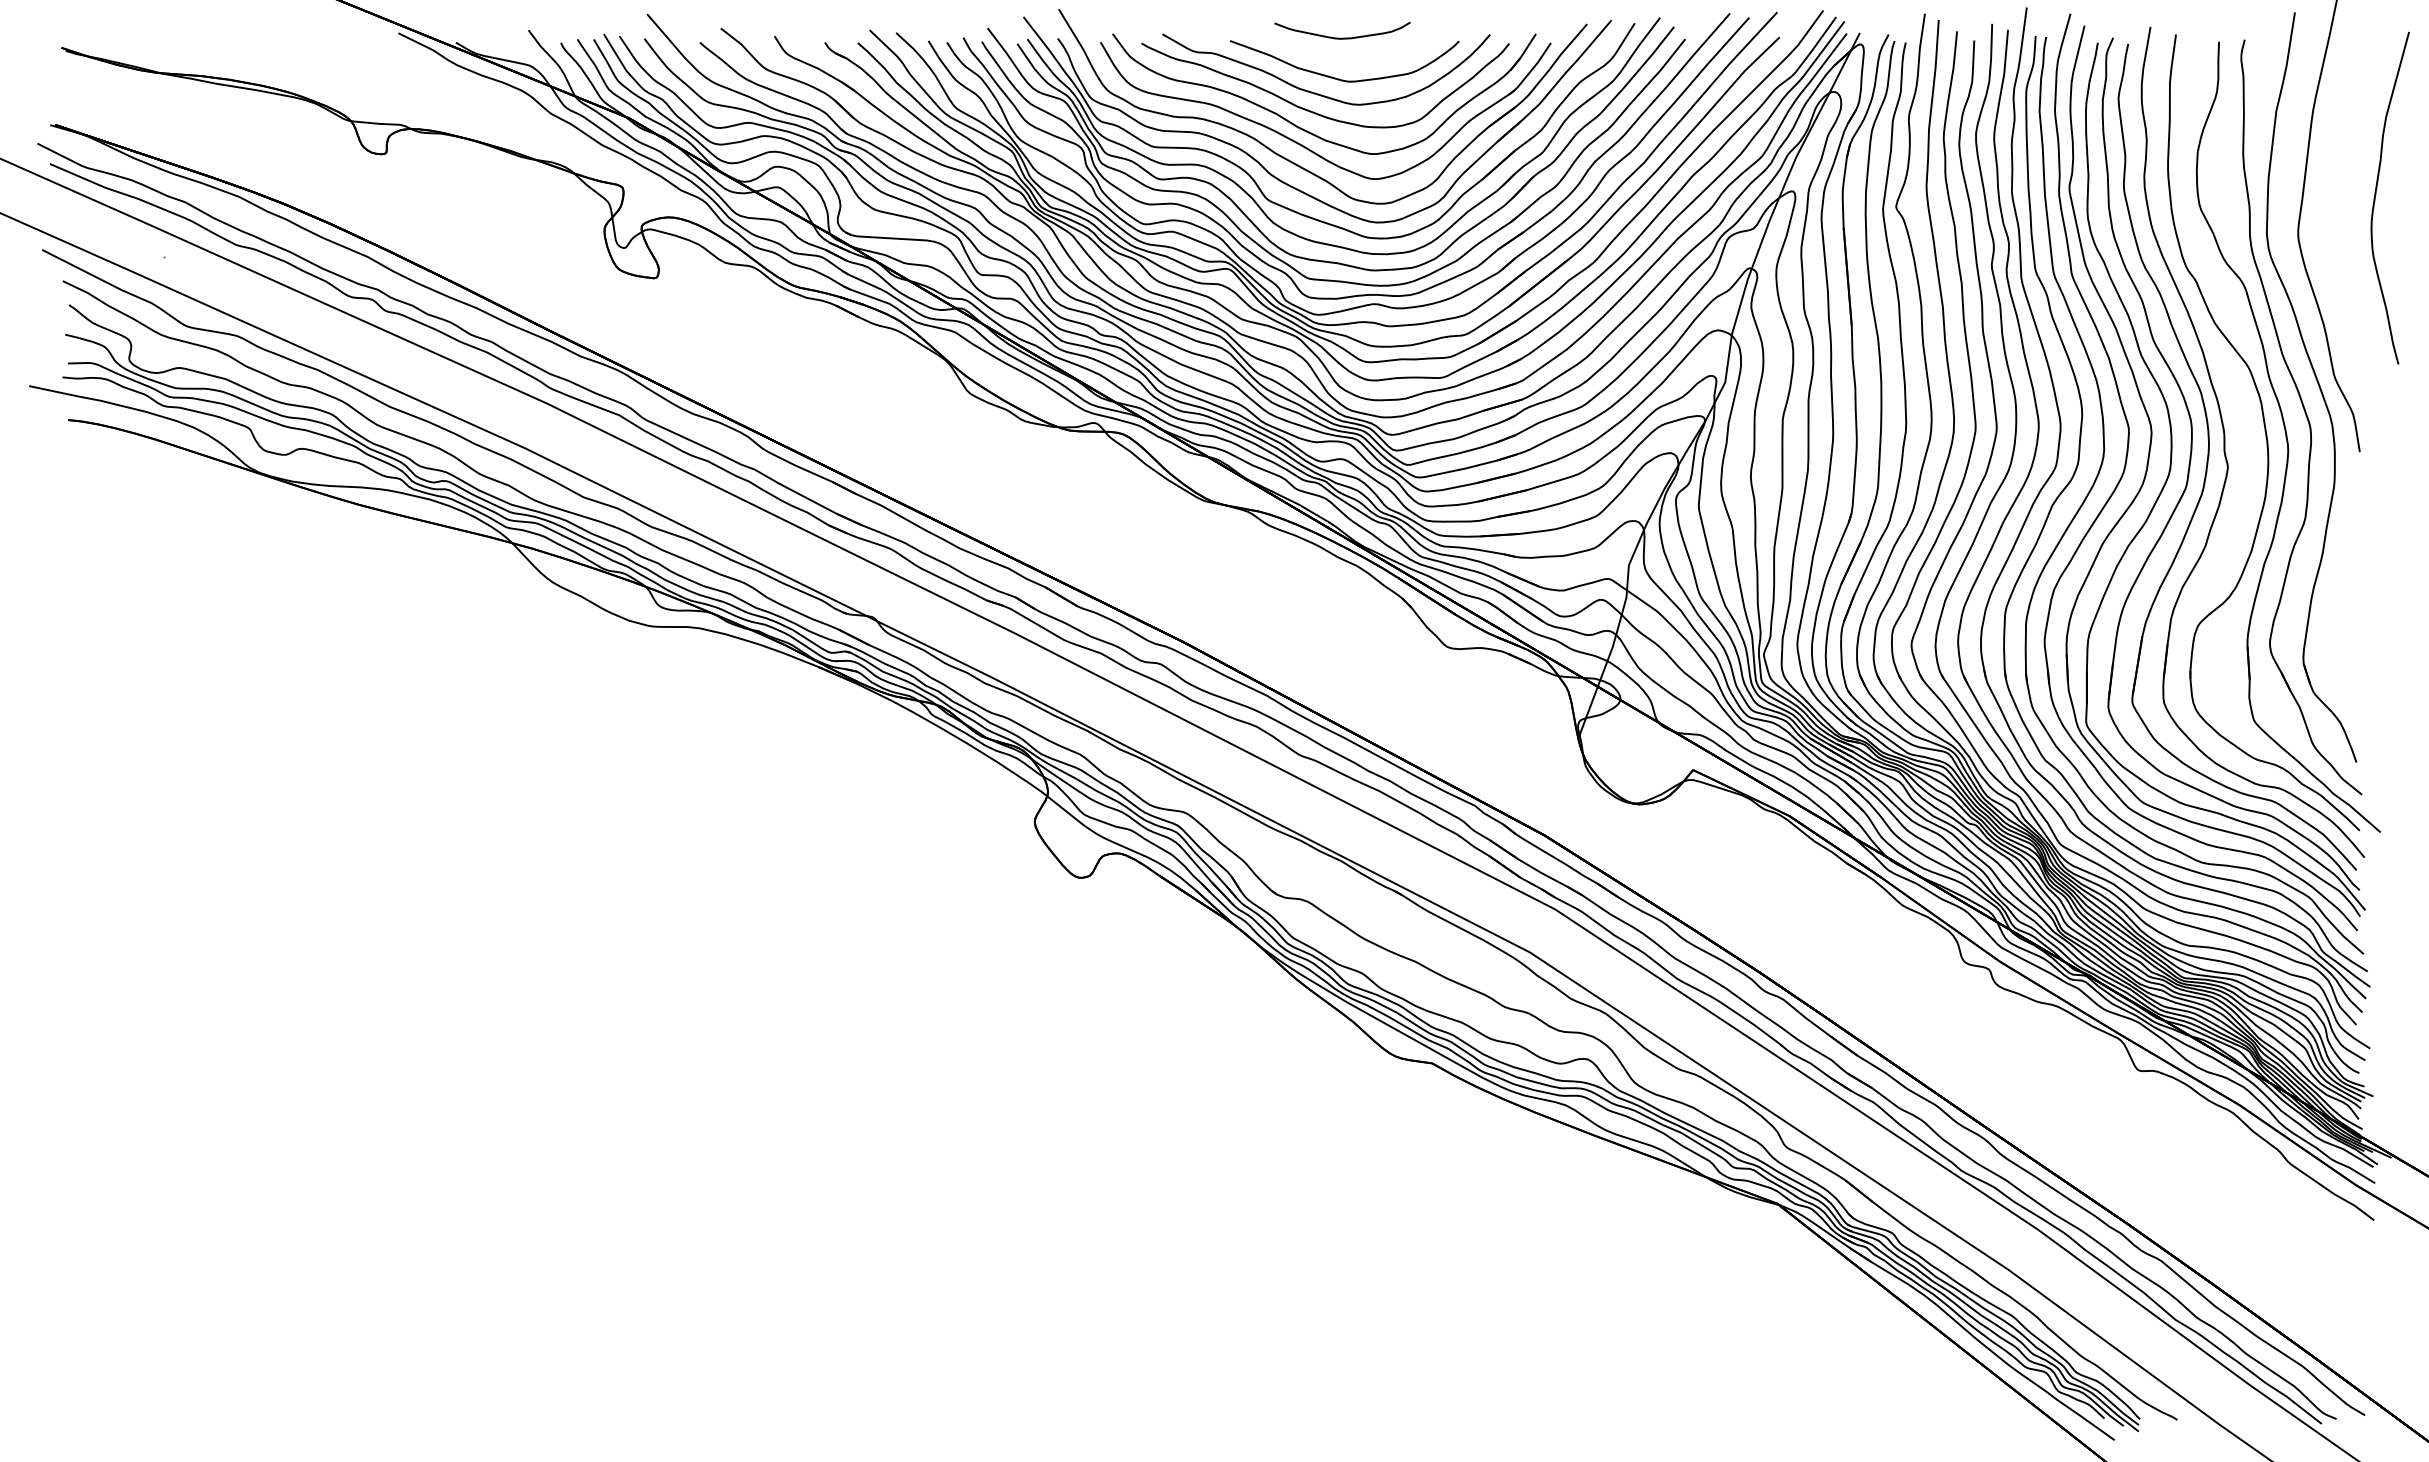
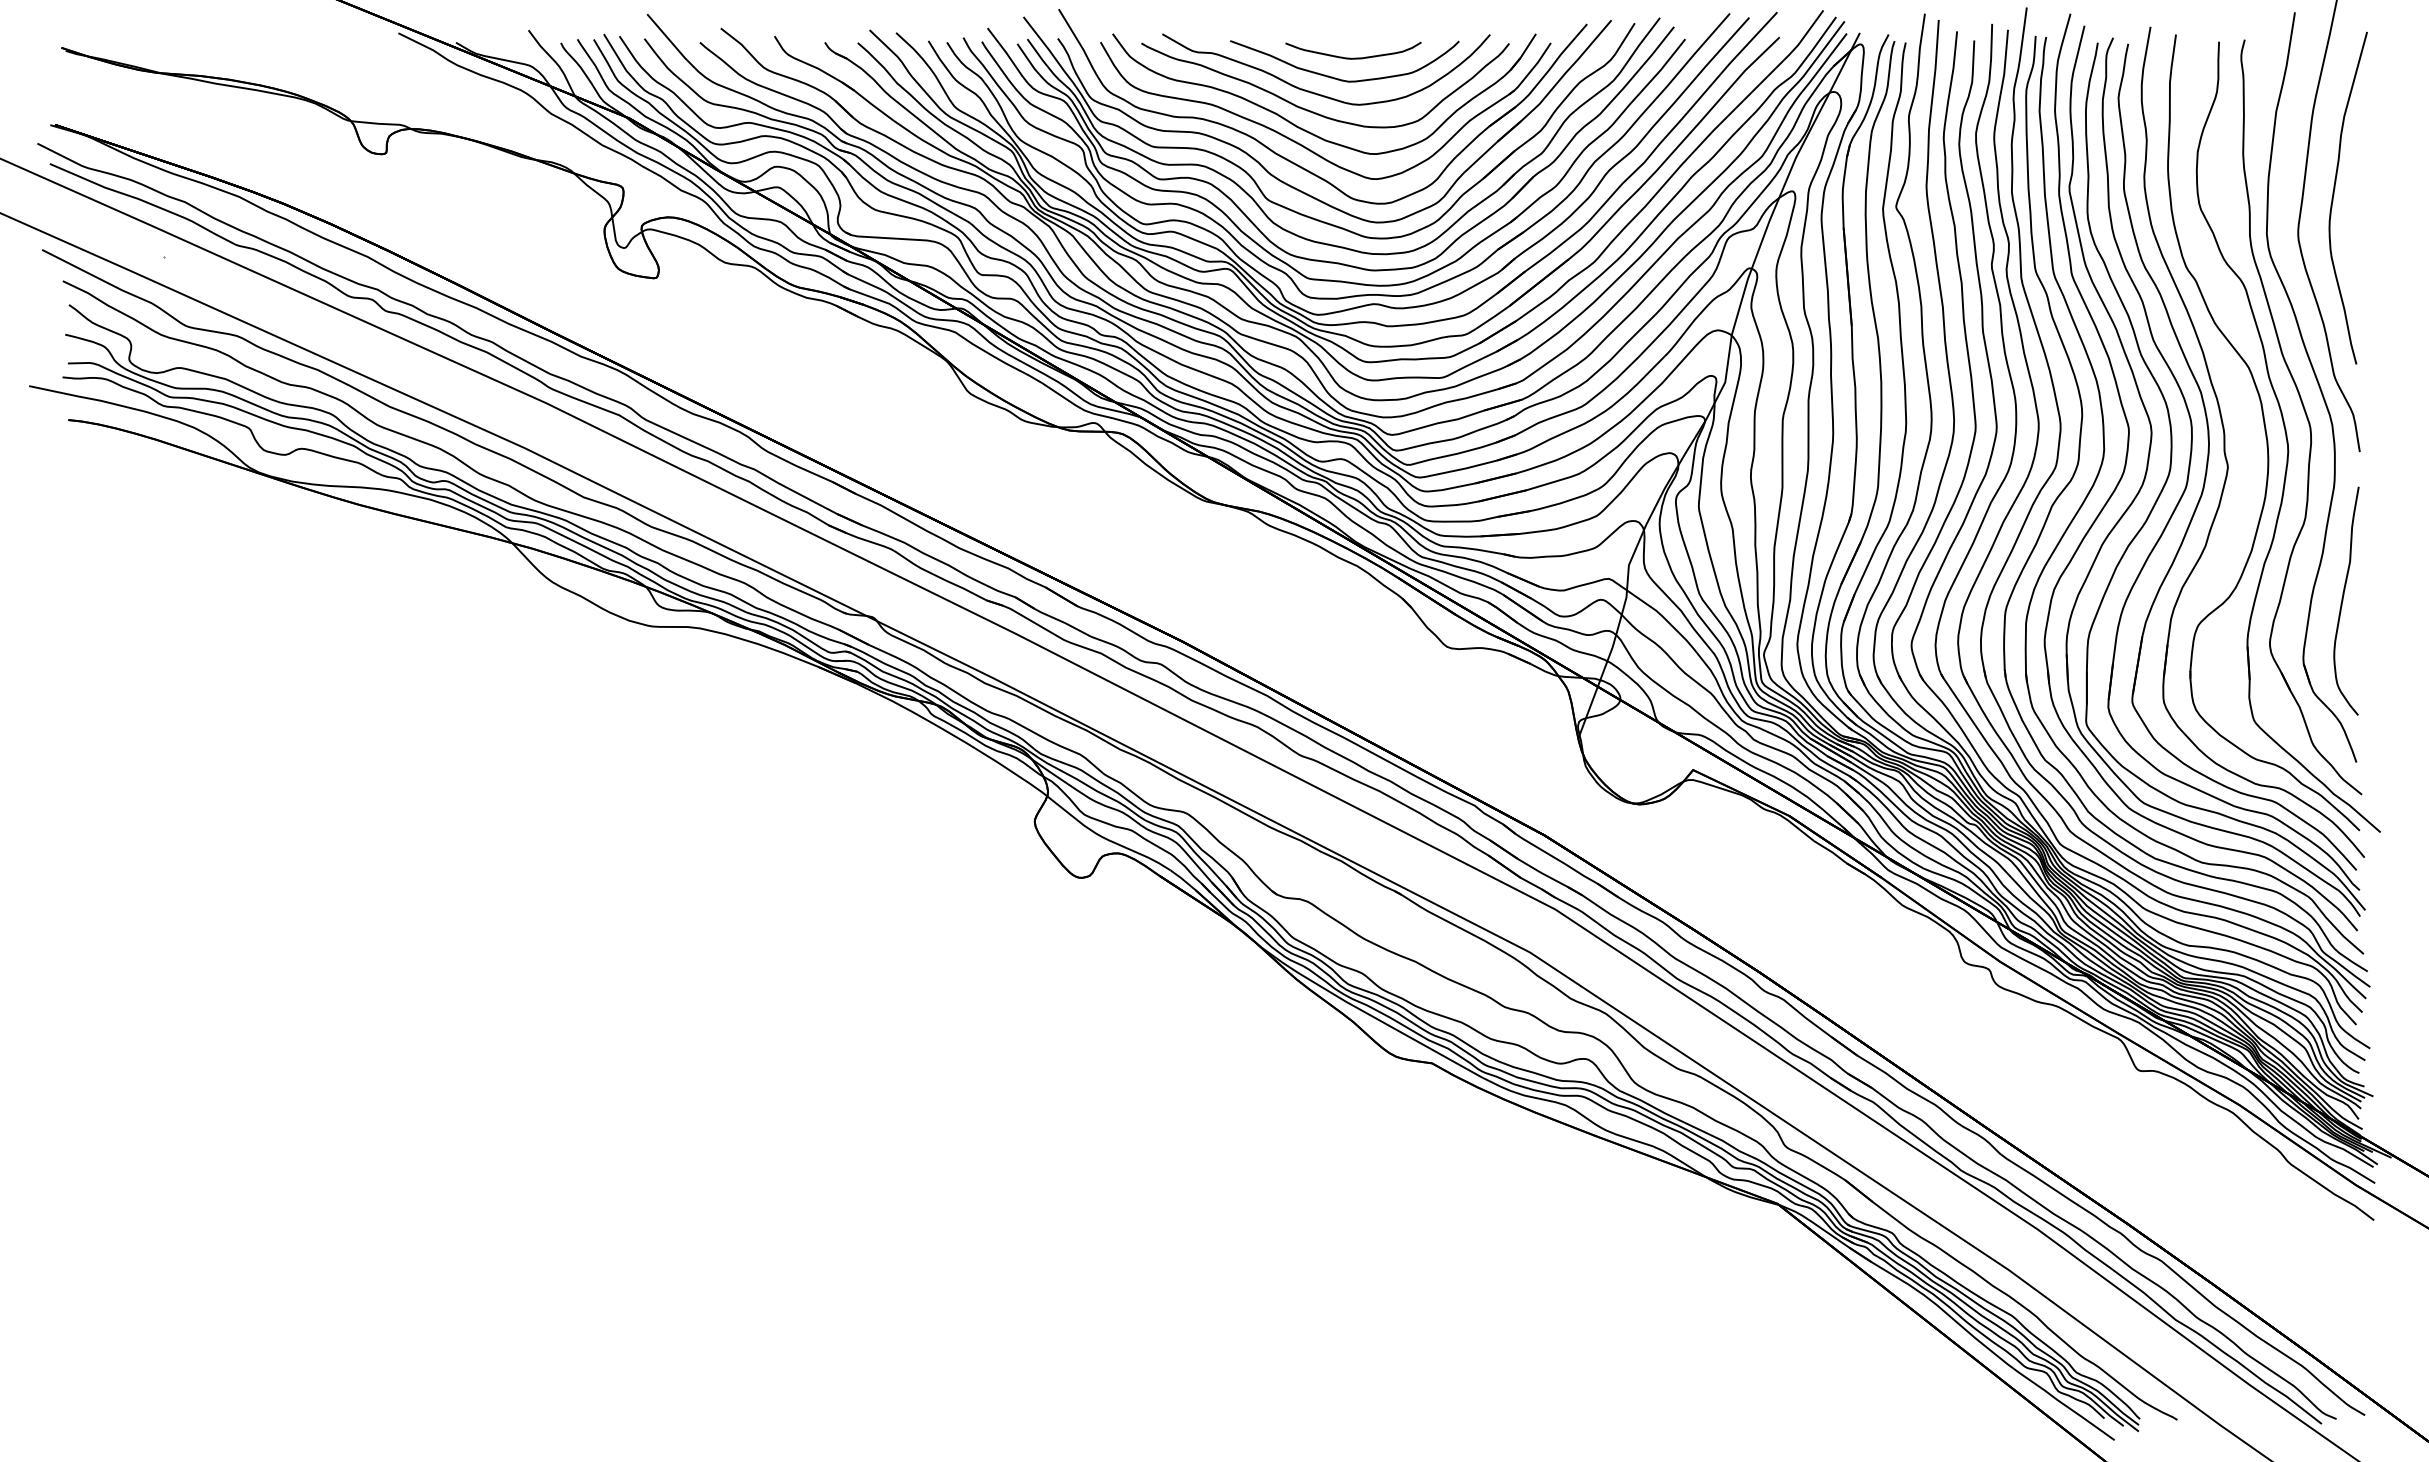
curve position: (1342, 37) -> (1353, 57) (1353, 57)
curve position: (2376, 195) -> (2334, 195) (2334, 195)
curve: none -> present (2343, 600)
